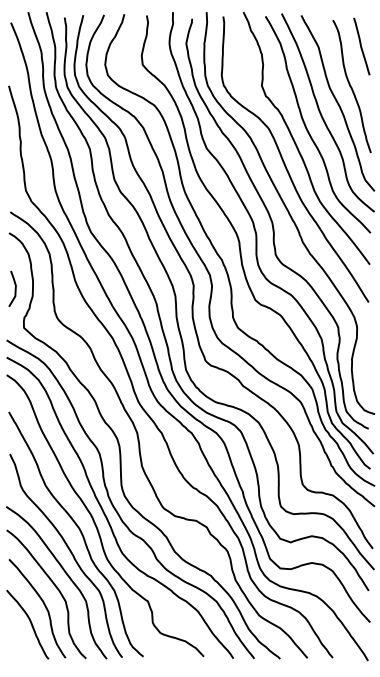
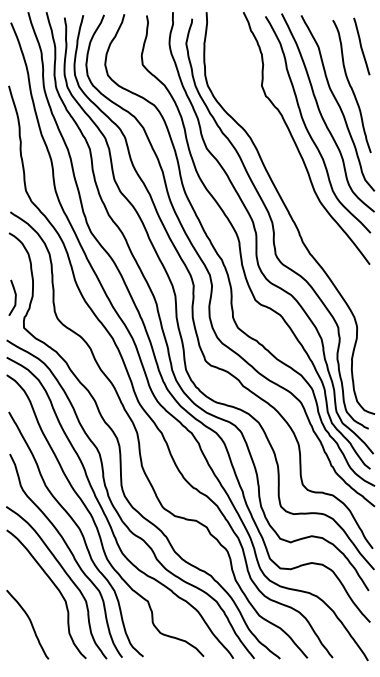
curve: present -> none (285, 163)
line position: (14, 288) -> (14, 297) (14, 297)
curve: present -> none (43, 604)
